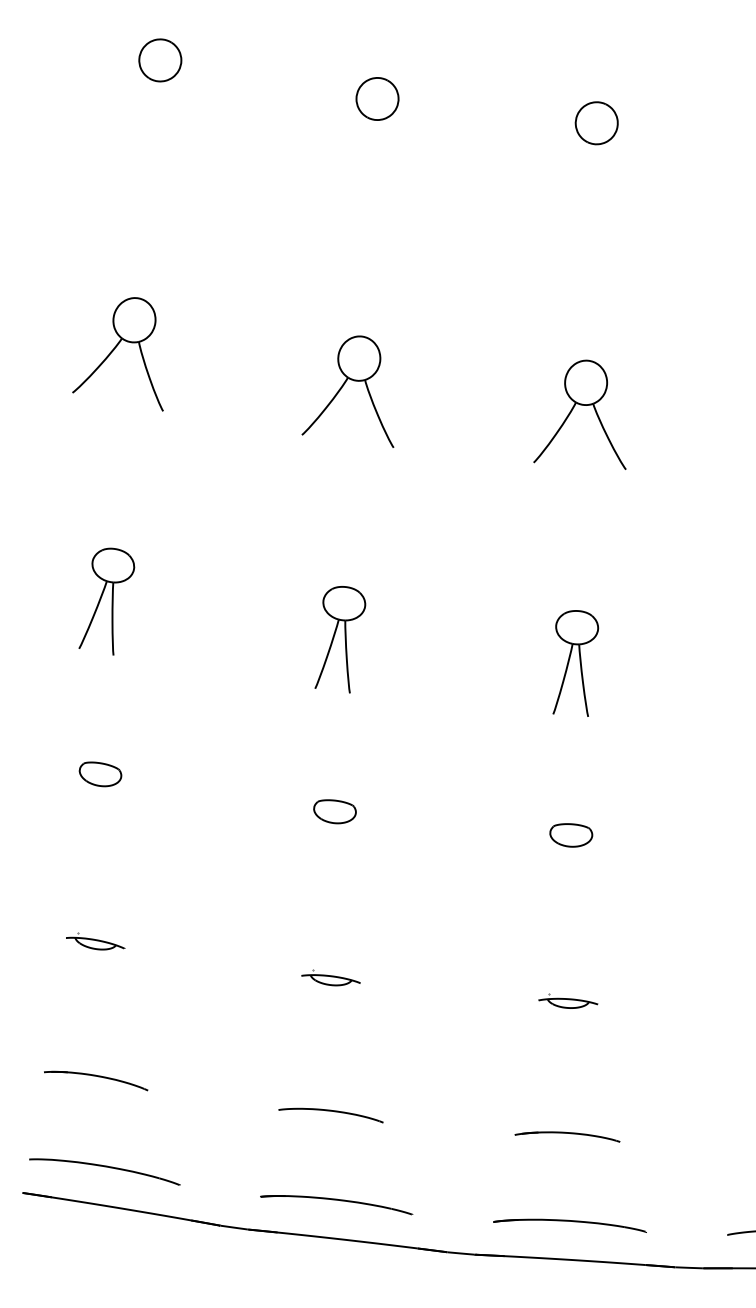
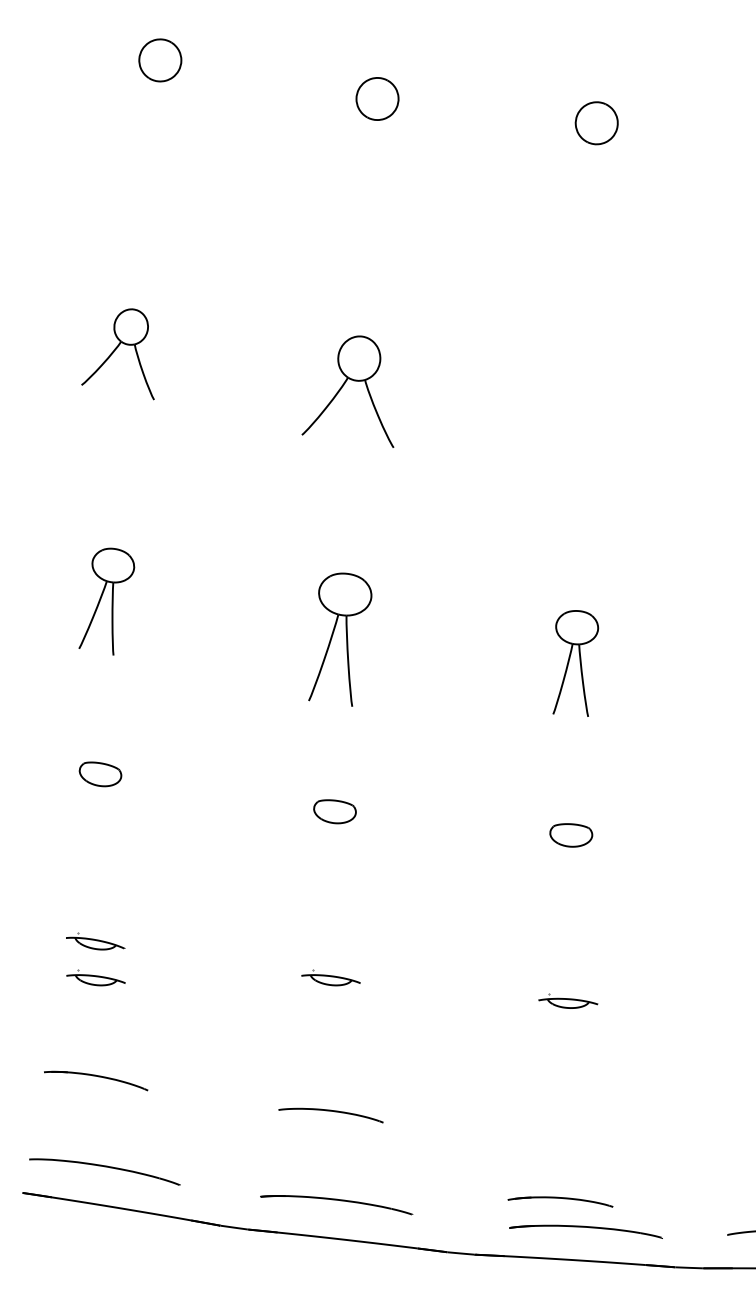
part size: 92x115 px -> 74x93 px (117, 354)
part: present -> none (572, 411)
part size: 53x108 px -> 65x135 px (340, 639)
part: none -> present (95, 977)
part position: (567, 1136) -> (560, 1201) (560, 1201)
part position: (569, 1225) -> (585, 1231) (585, 1231)
